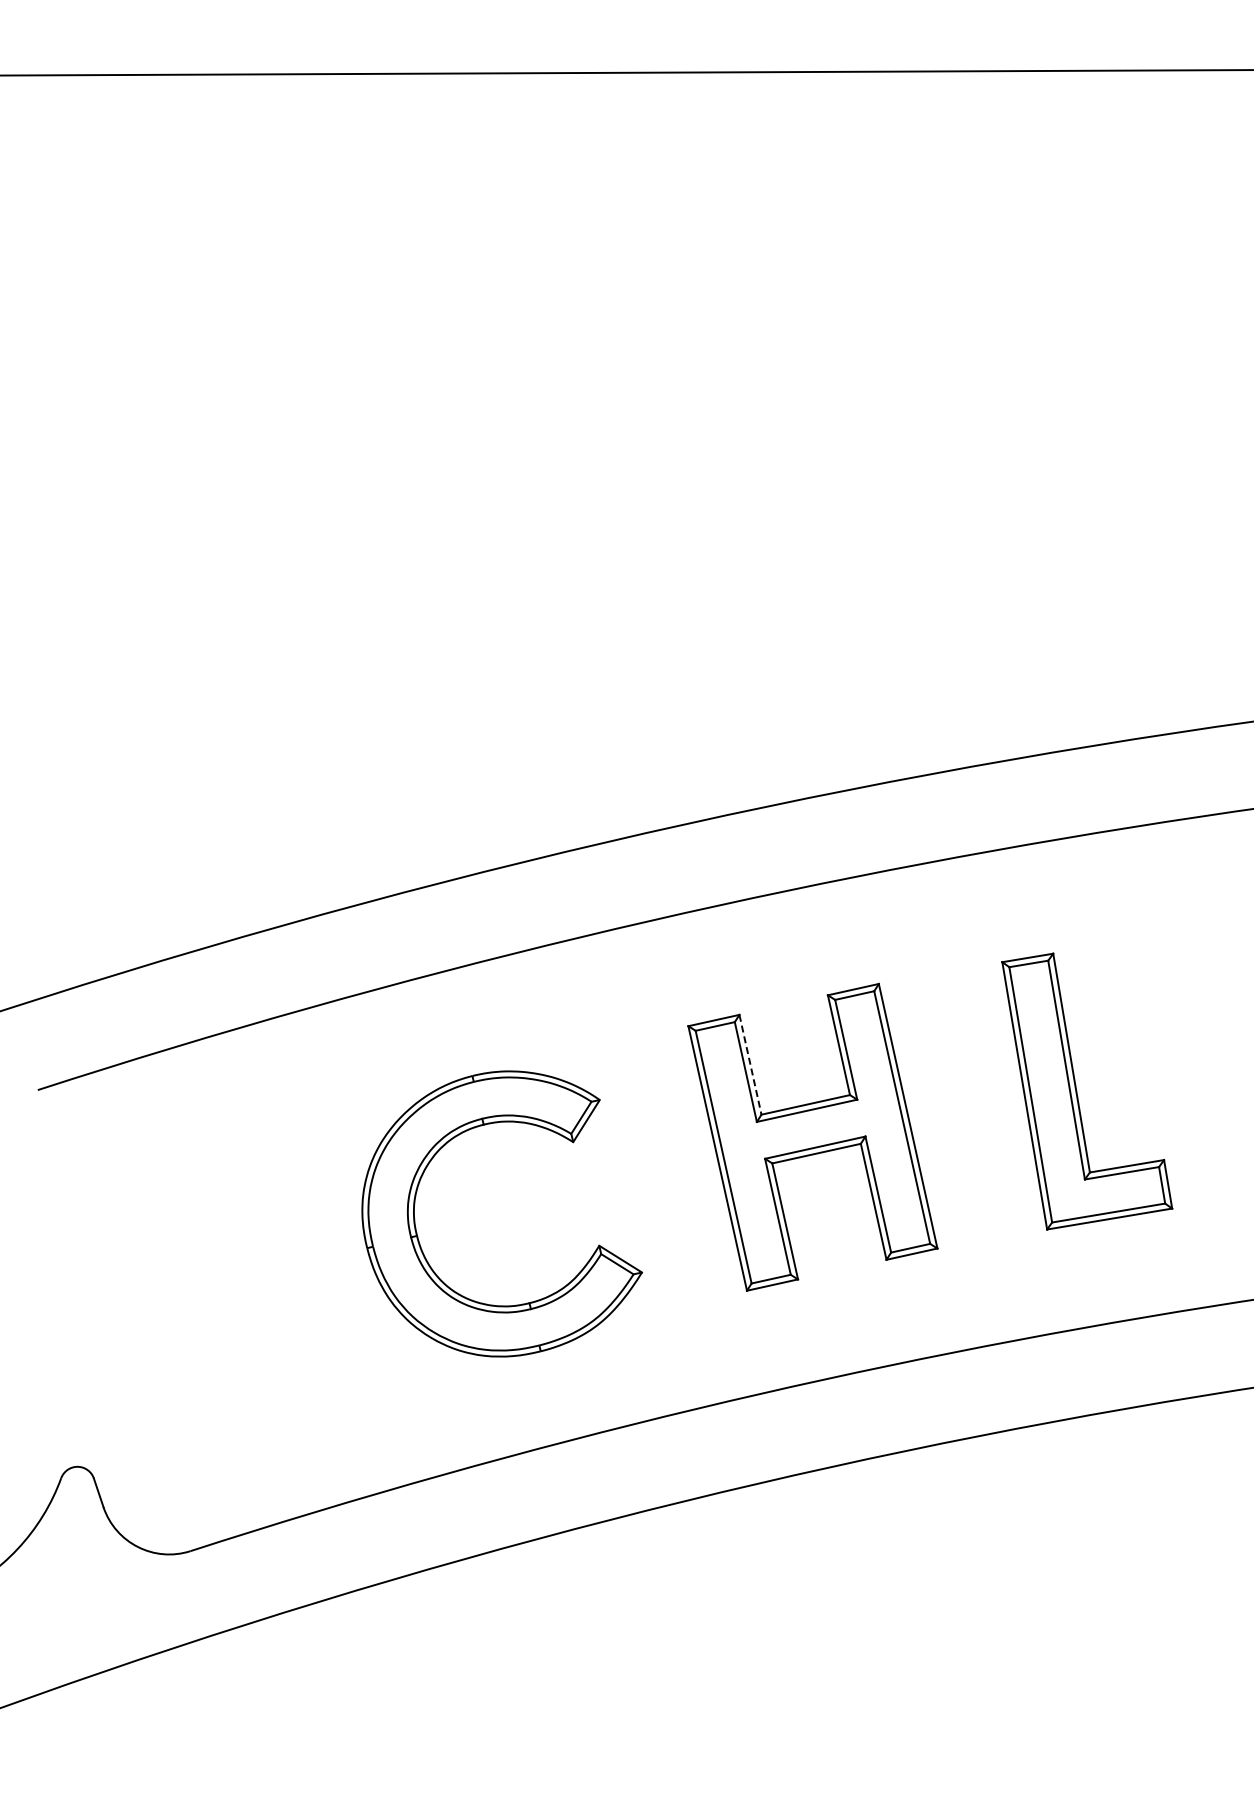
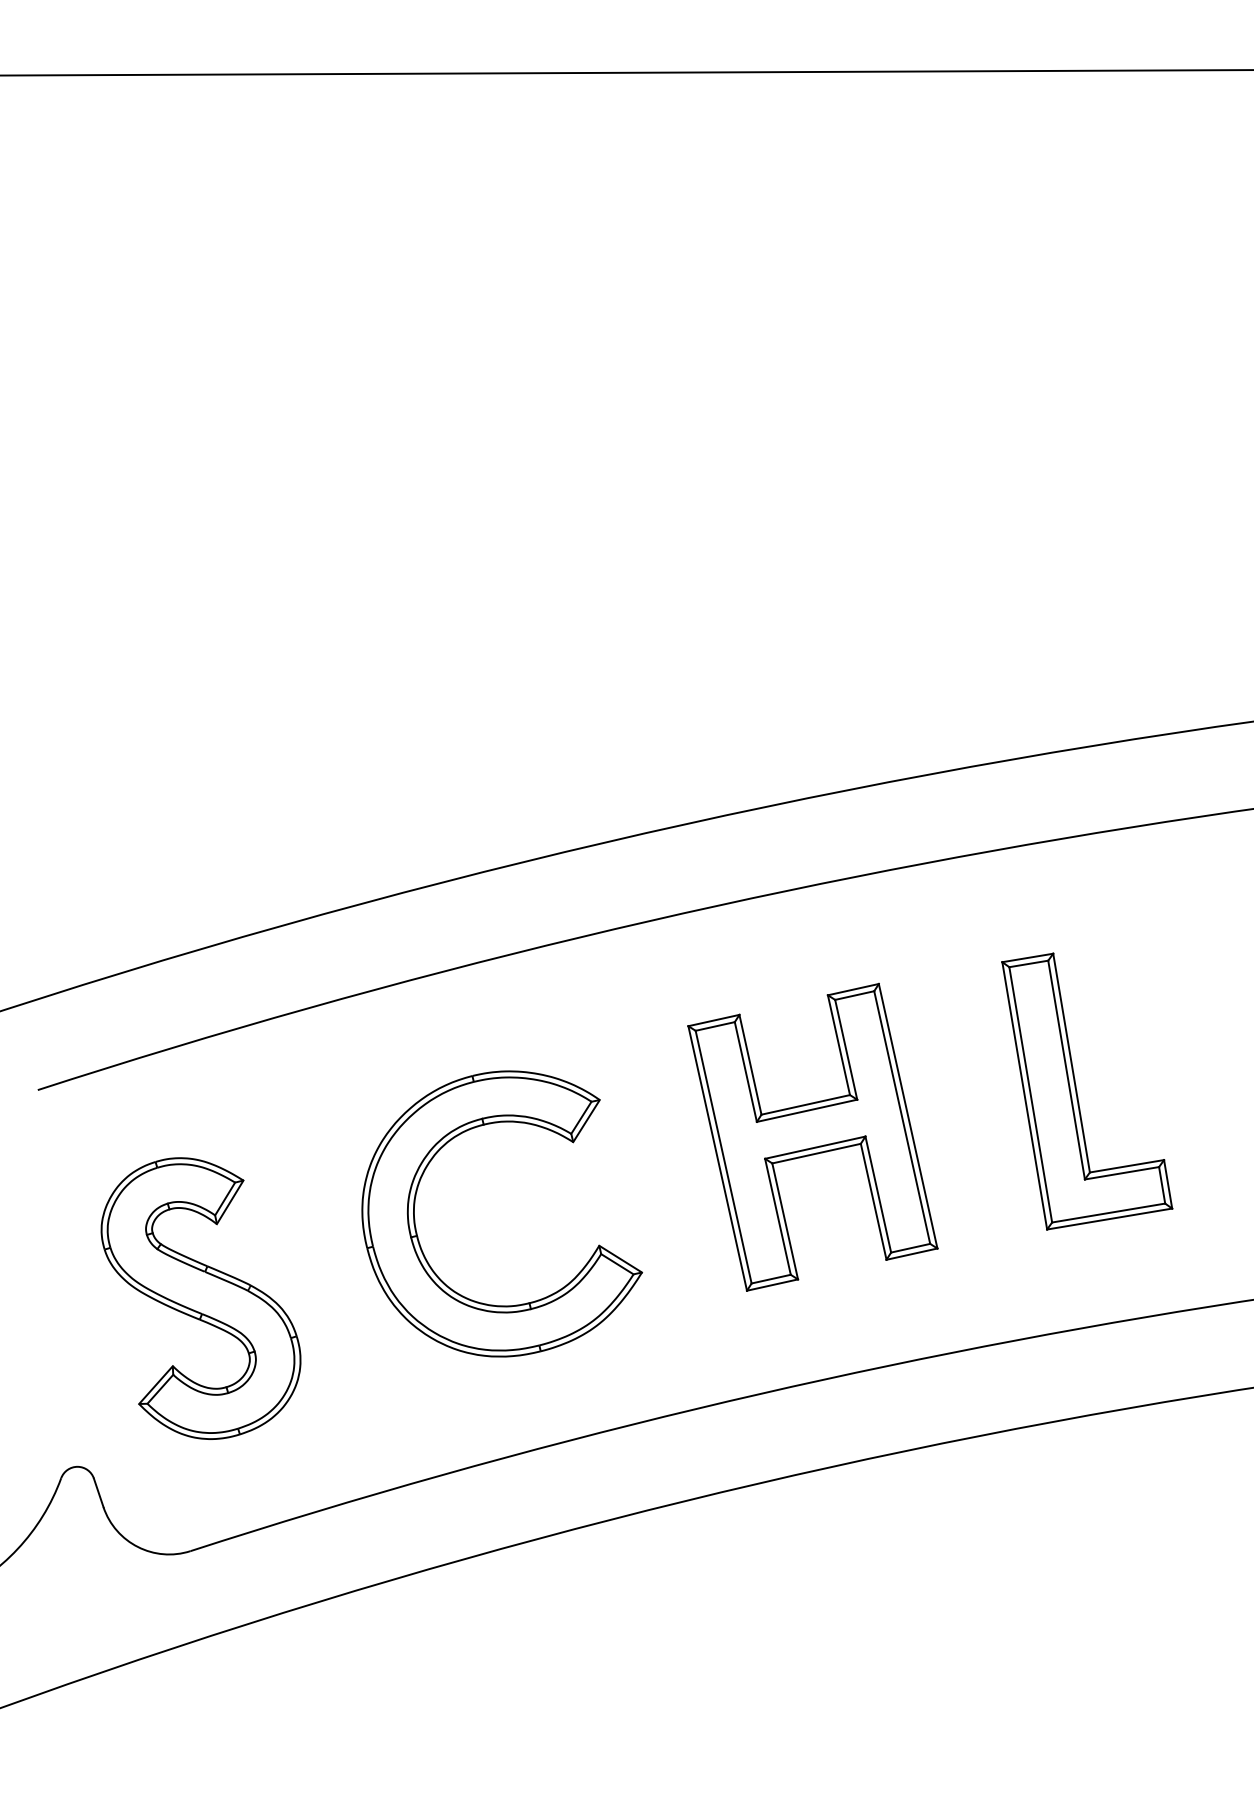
line: dashed -> solid (750, 1065)
part: none -> present (200, 1298)
